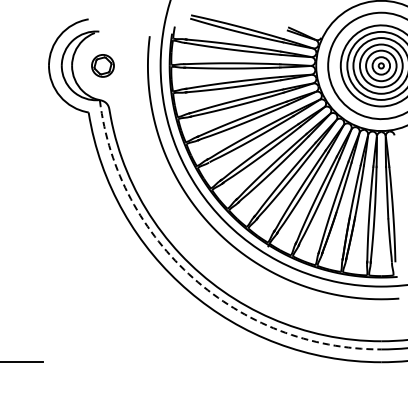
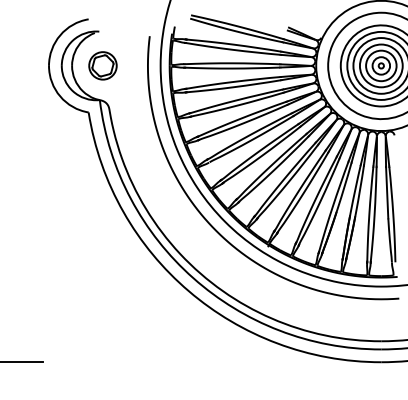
part size: 24x24 px -> 30x30 px (102, 65)
arc: dashed -> solid (193, 278)
